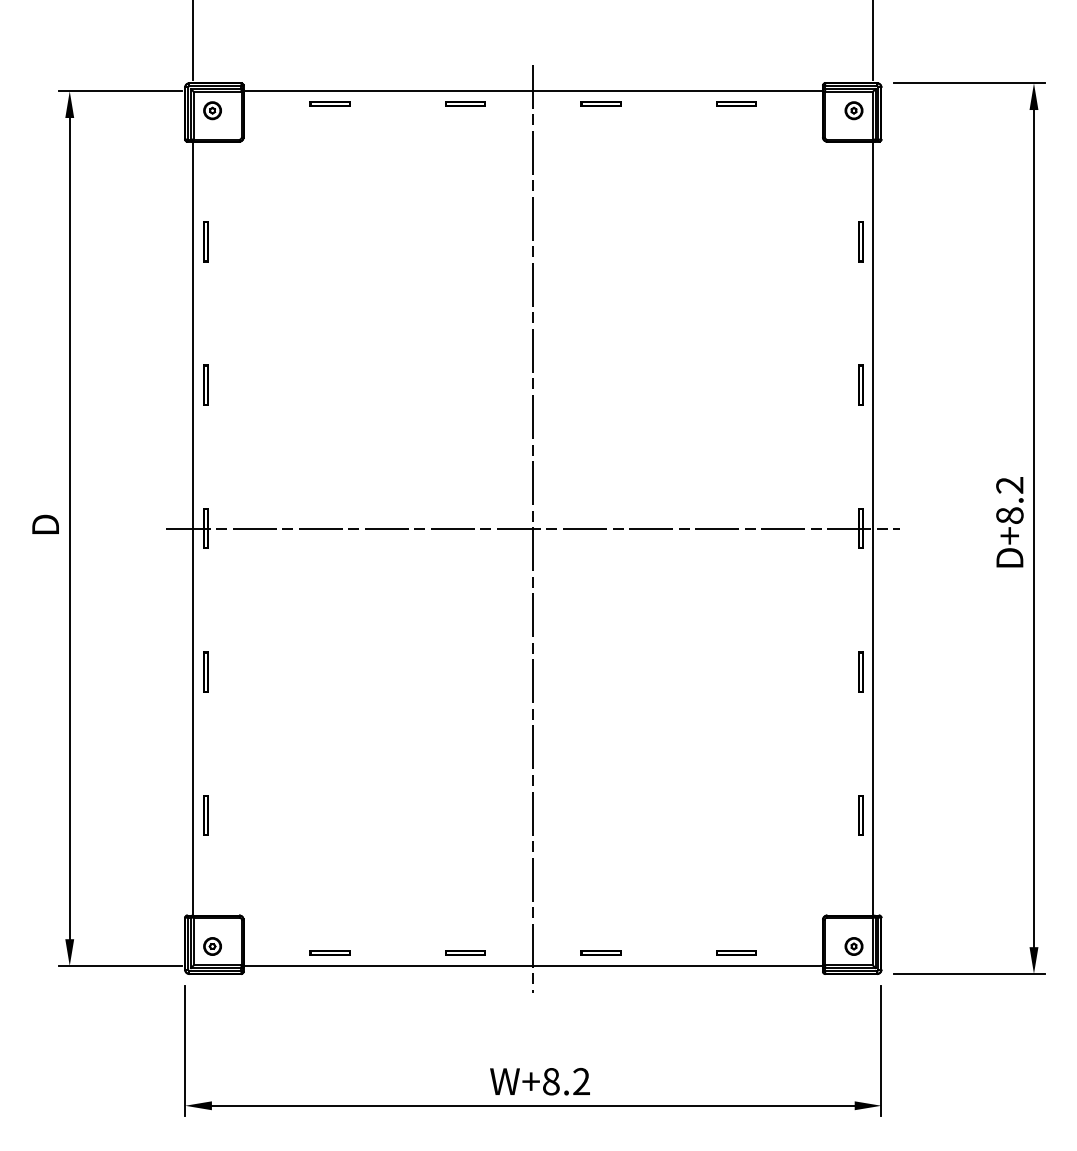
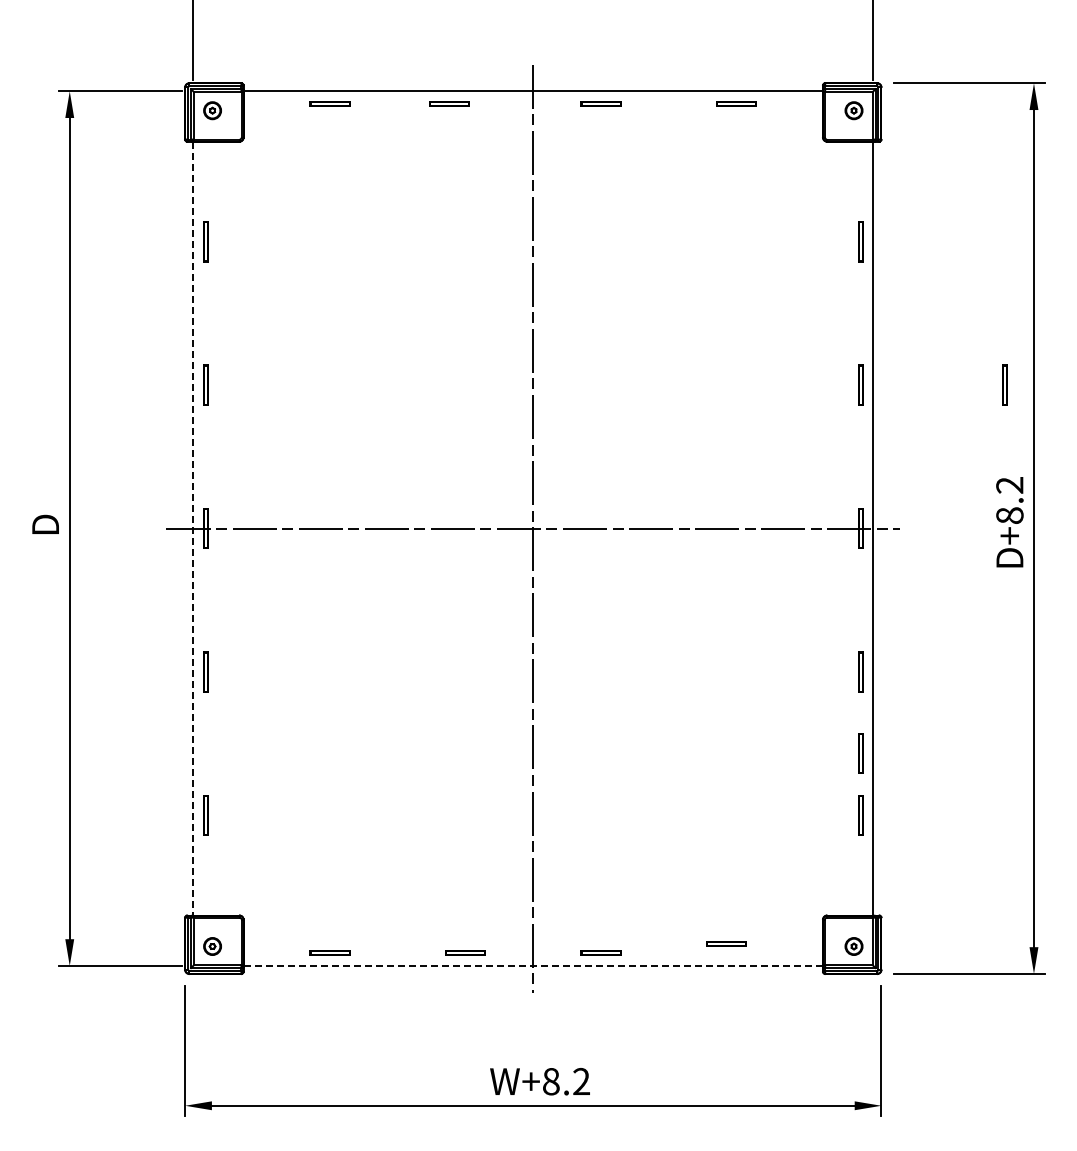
part position: (465, 103) -> (449, 103) (449, 103)
part: none -> present (1004, 384)
line: solid -> dashed (193, 528)
part: none -> present (860, 753)
part position: (736, 952) -> (726, 943) (726, 943)
line: solid -> dashed (533, 965)
